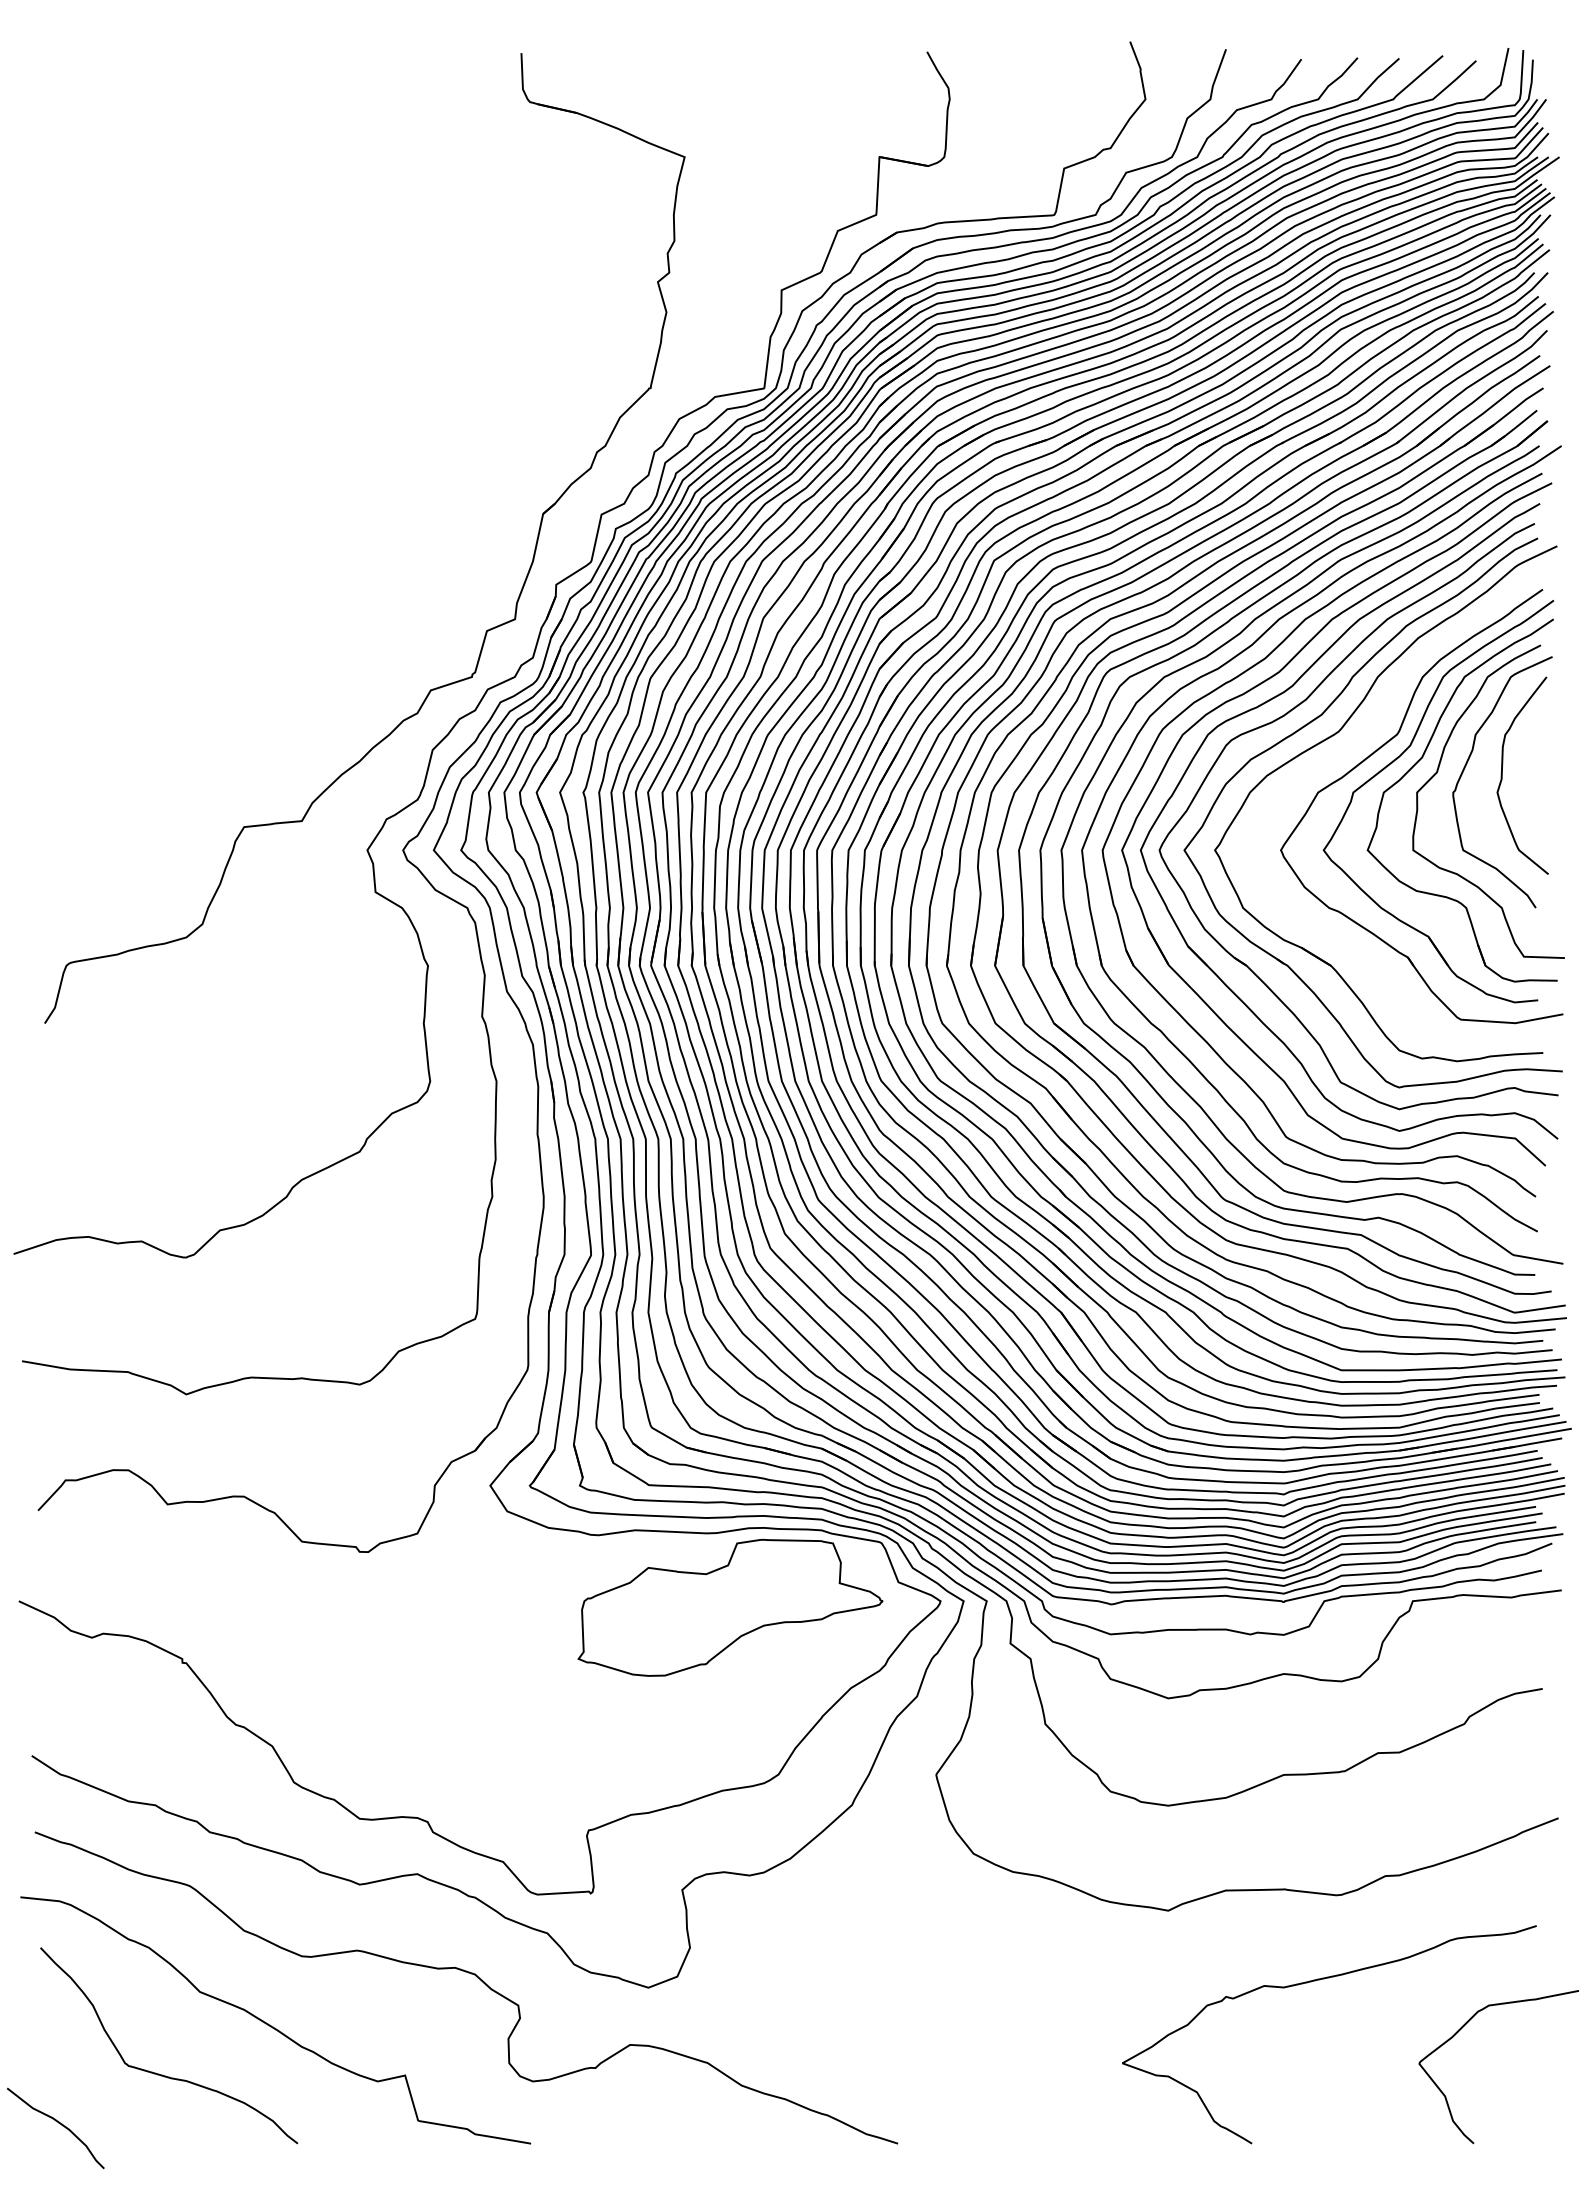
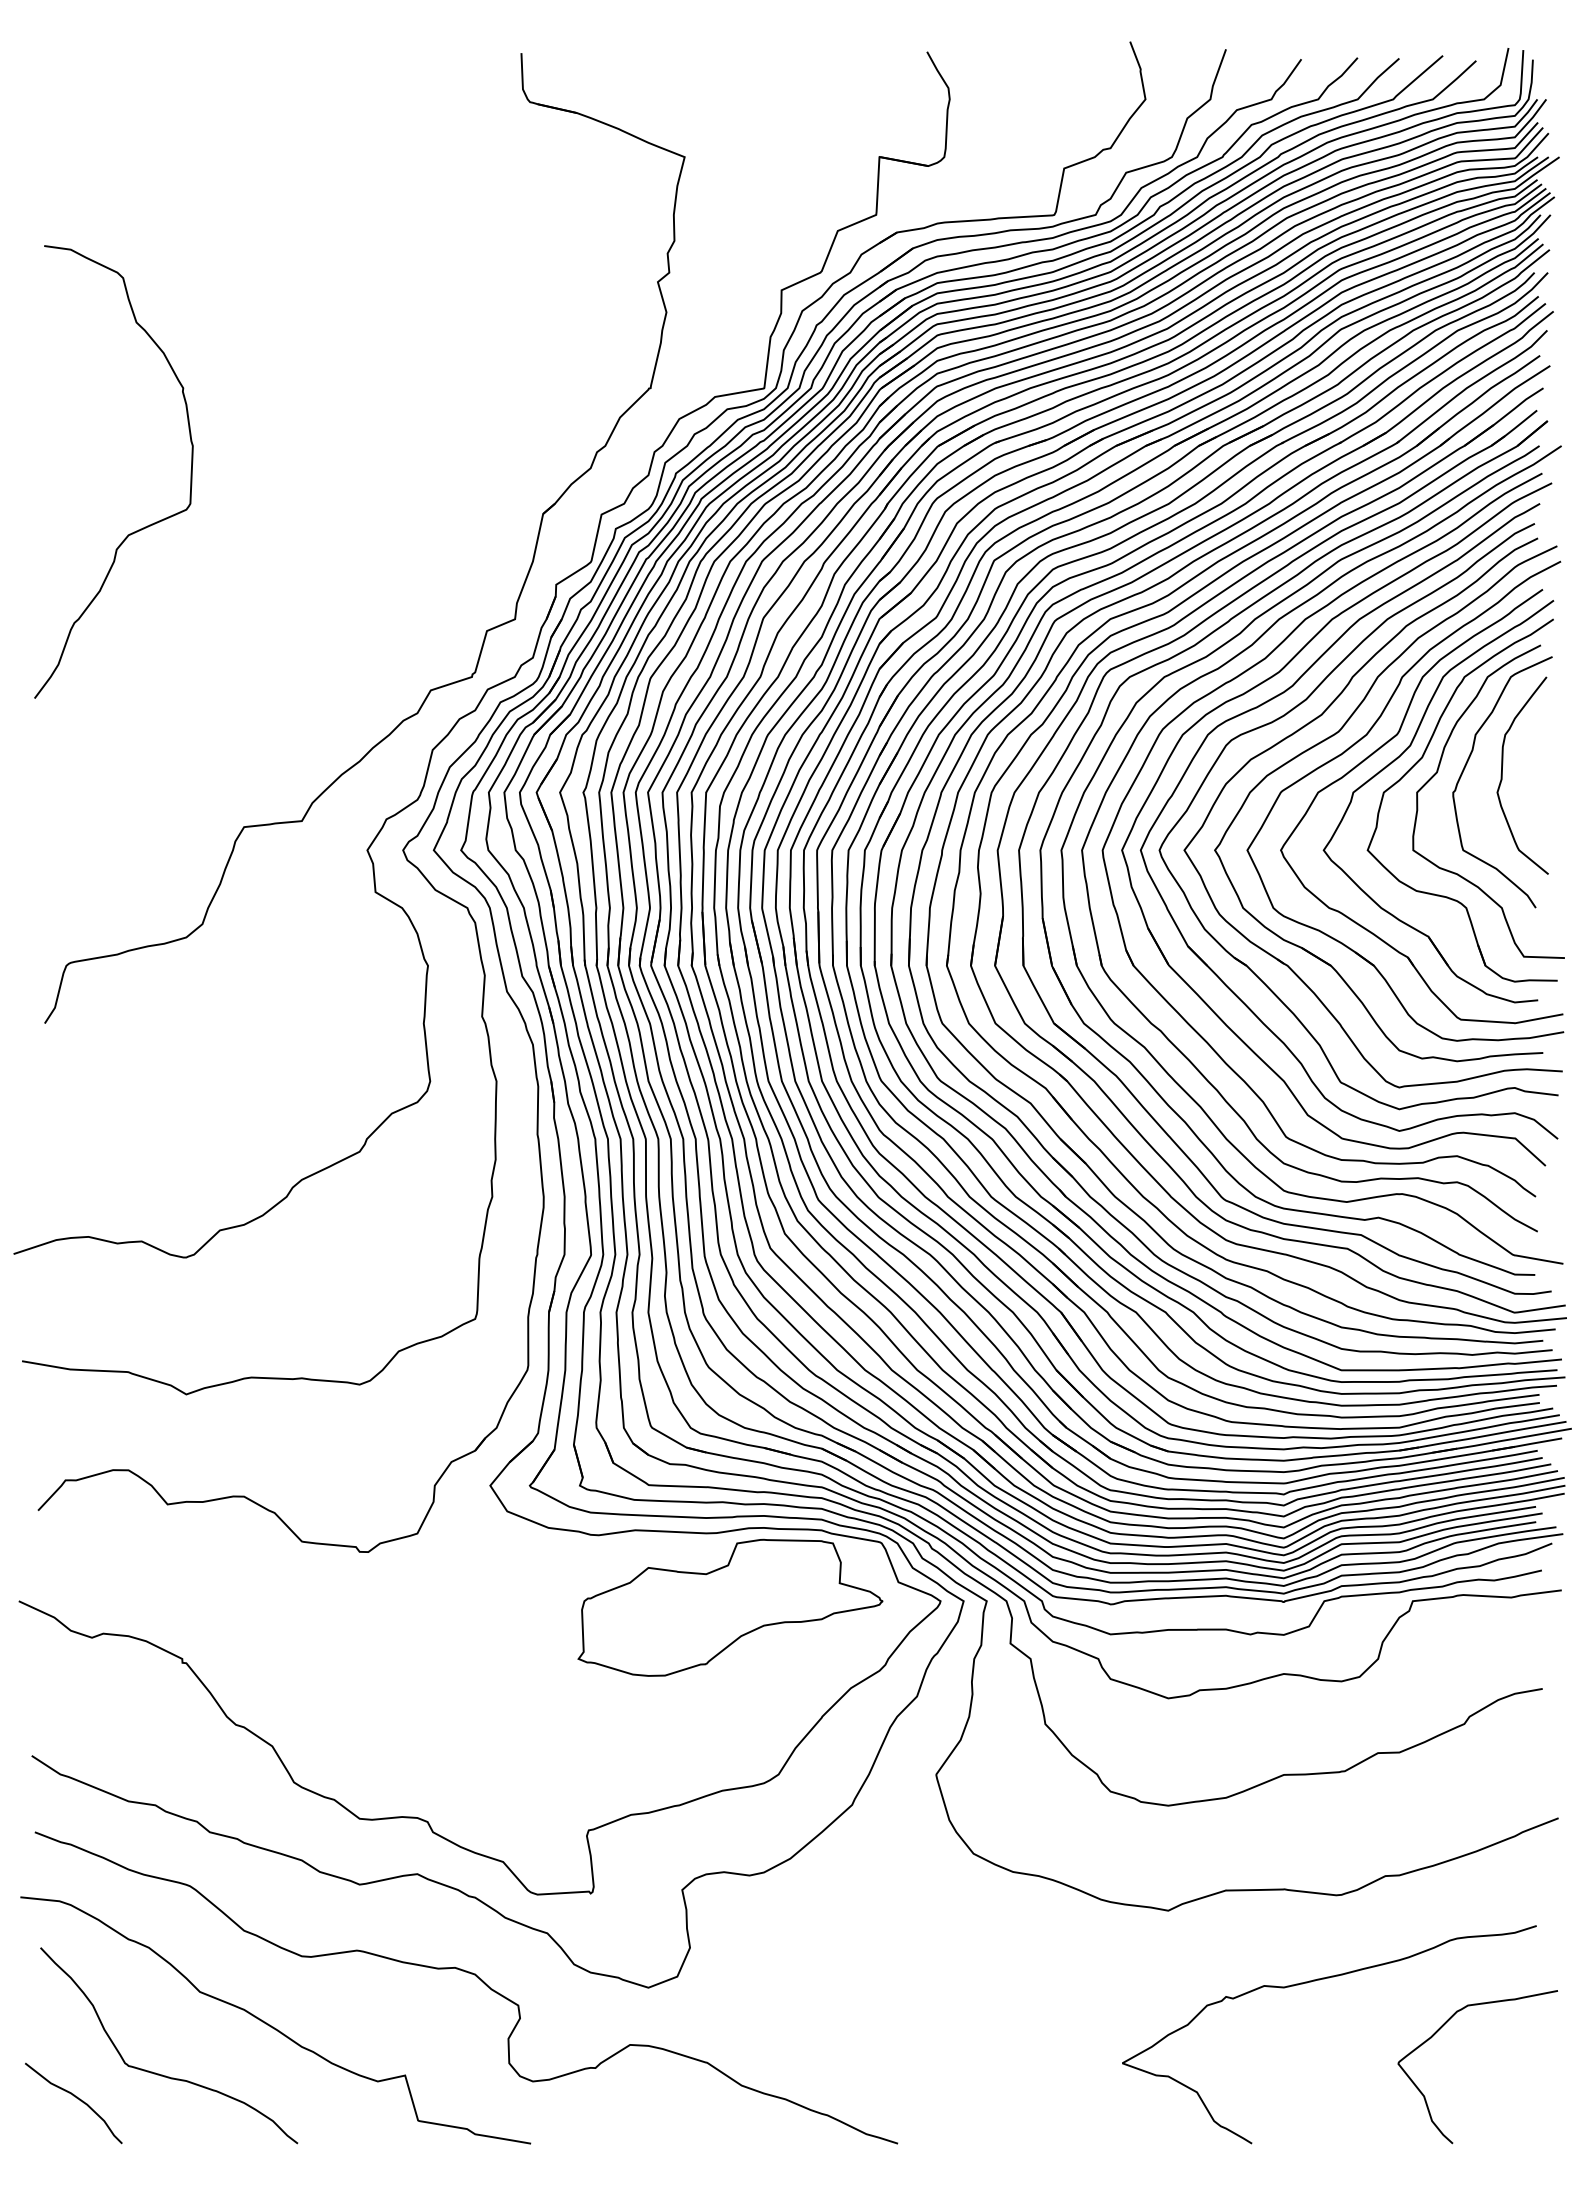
curve: none -> present (140, 528)
part: none -> present (1357, 743)
curve position: (1461, 2029) -> (1440, 2029) (1440, 2029)
curve position: (59, 2124) -> (77, 2099) (77, 2099)
